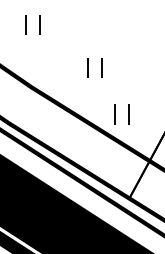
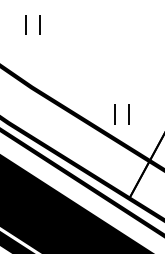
part: present -> none (94, 67)
